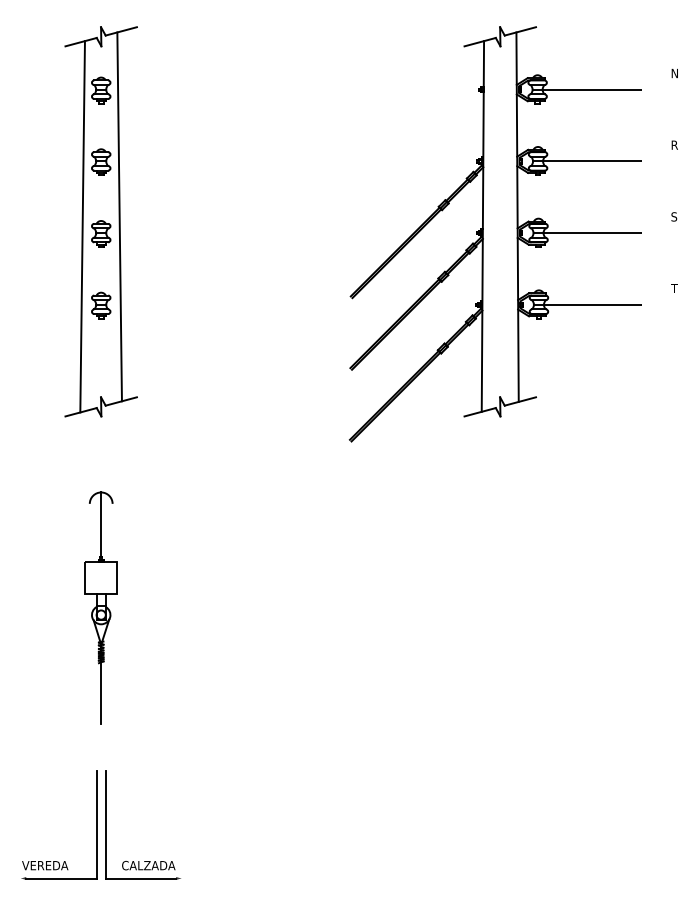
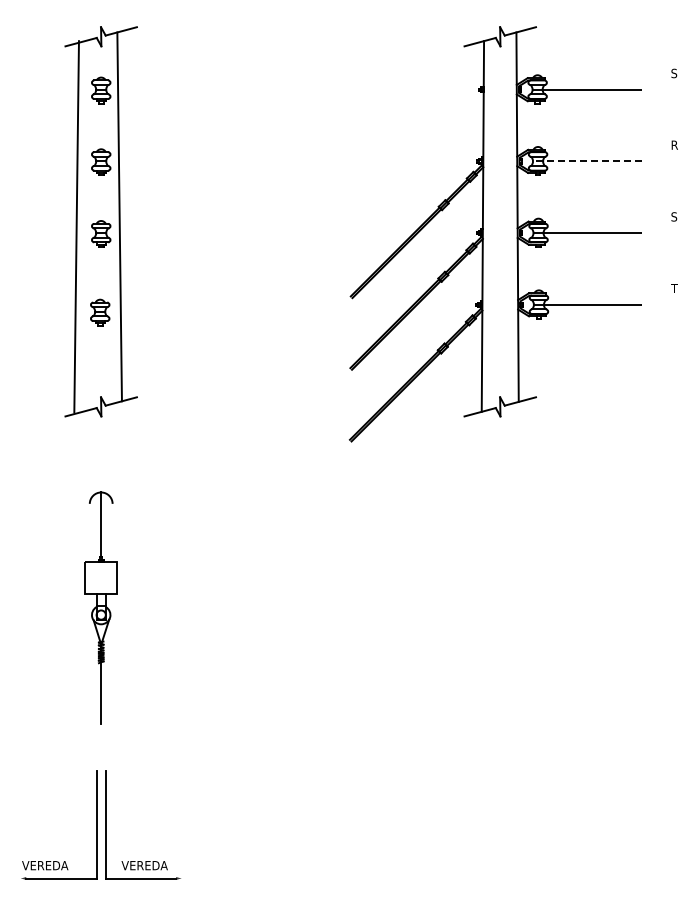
text: N -> S (674, 73)
line: solid -> dashed (587, 161)
line position: (82, 226) -> (76, 226) (76, 226)
part position: (101, 305) -> (100, 312) (100, 312)
text: CALZADA -> VEREDA (148, 865)
